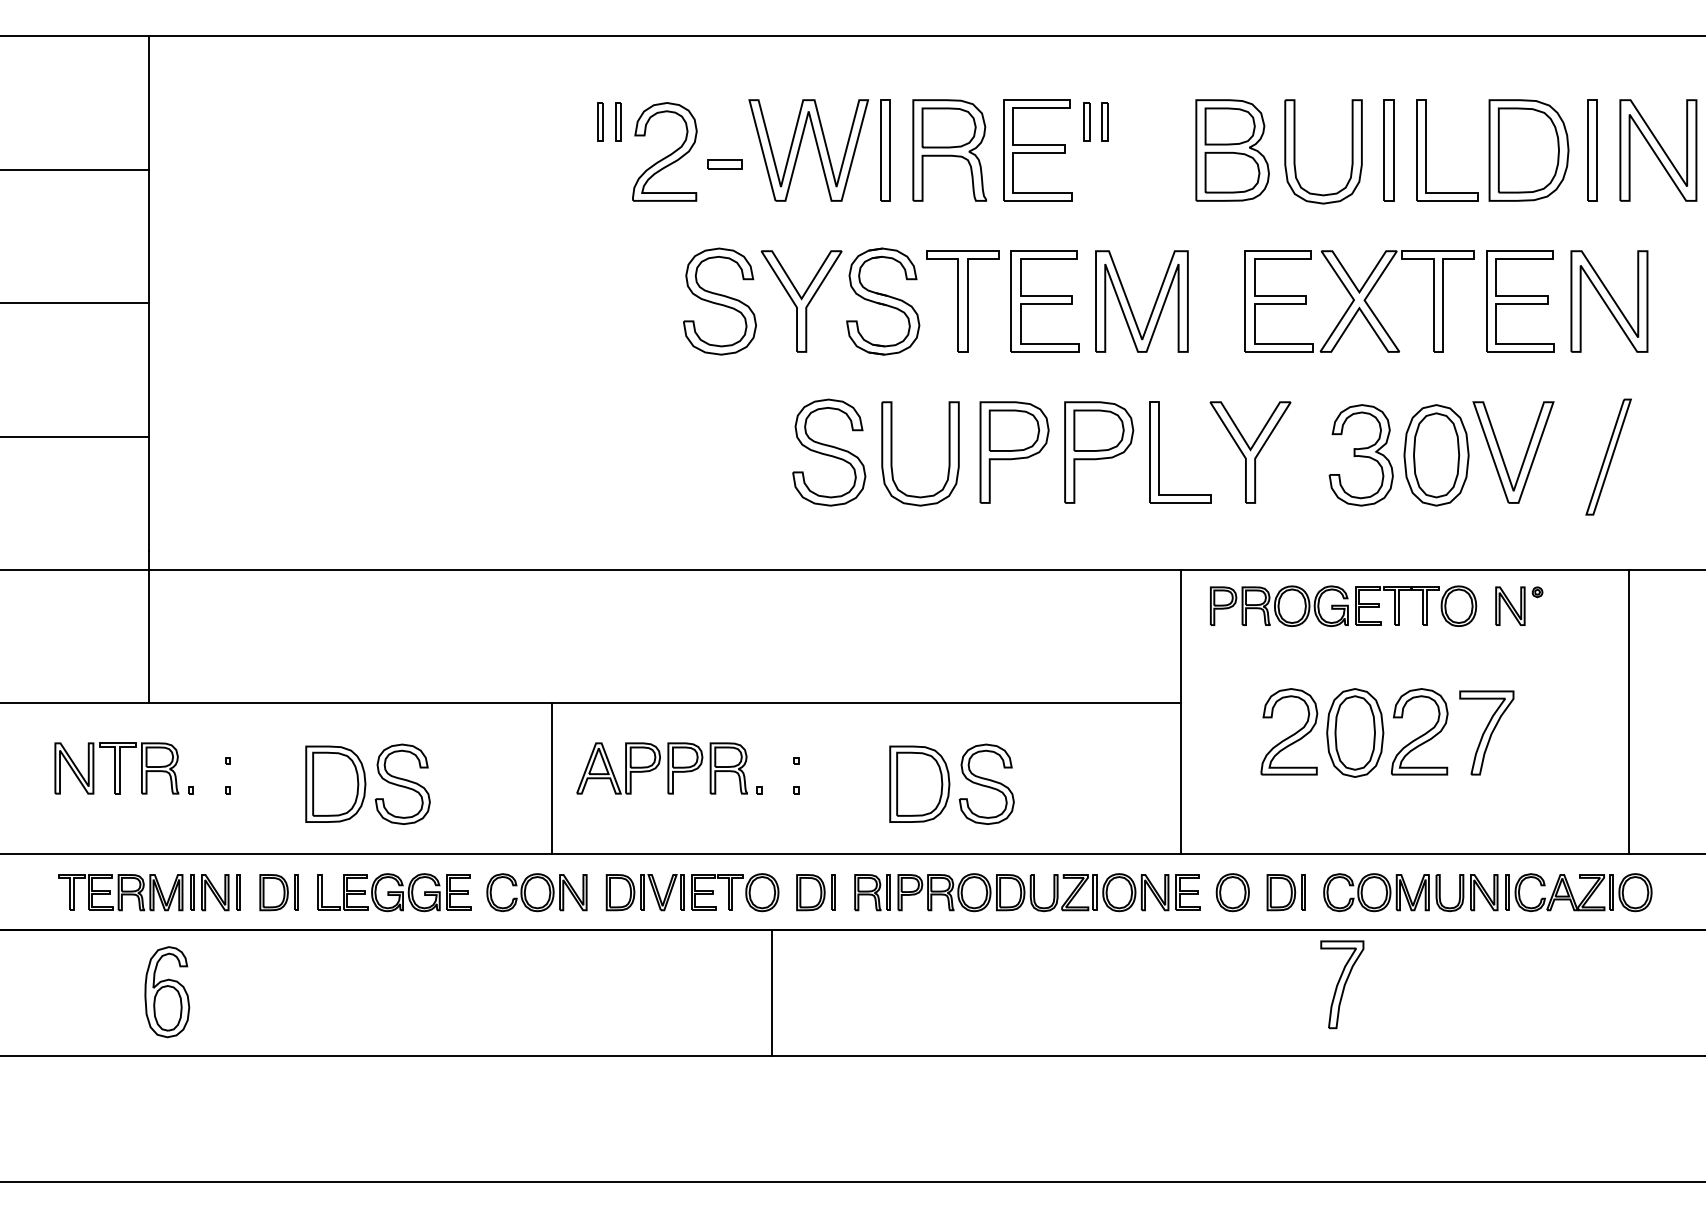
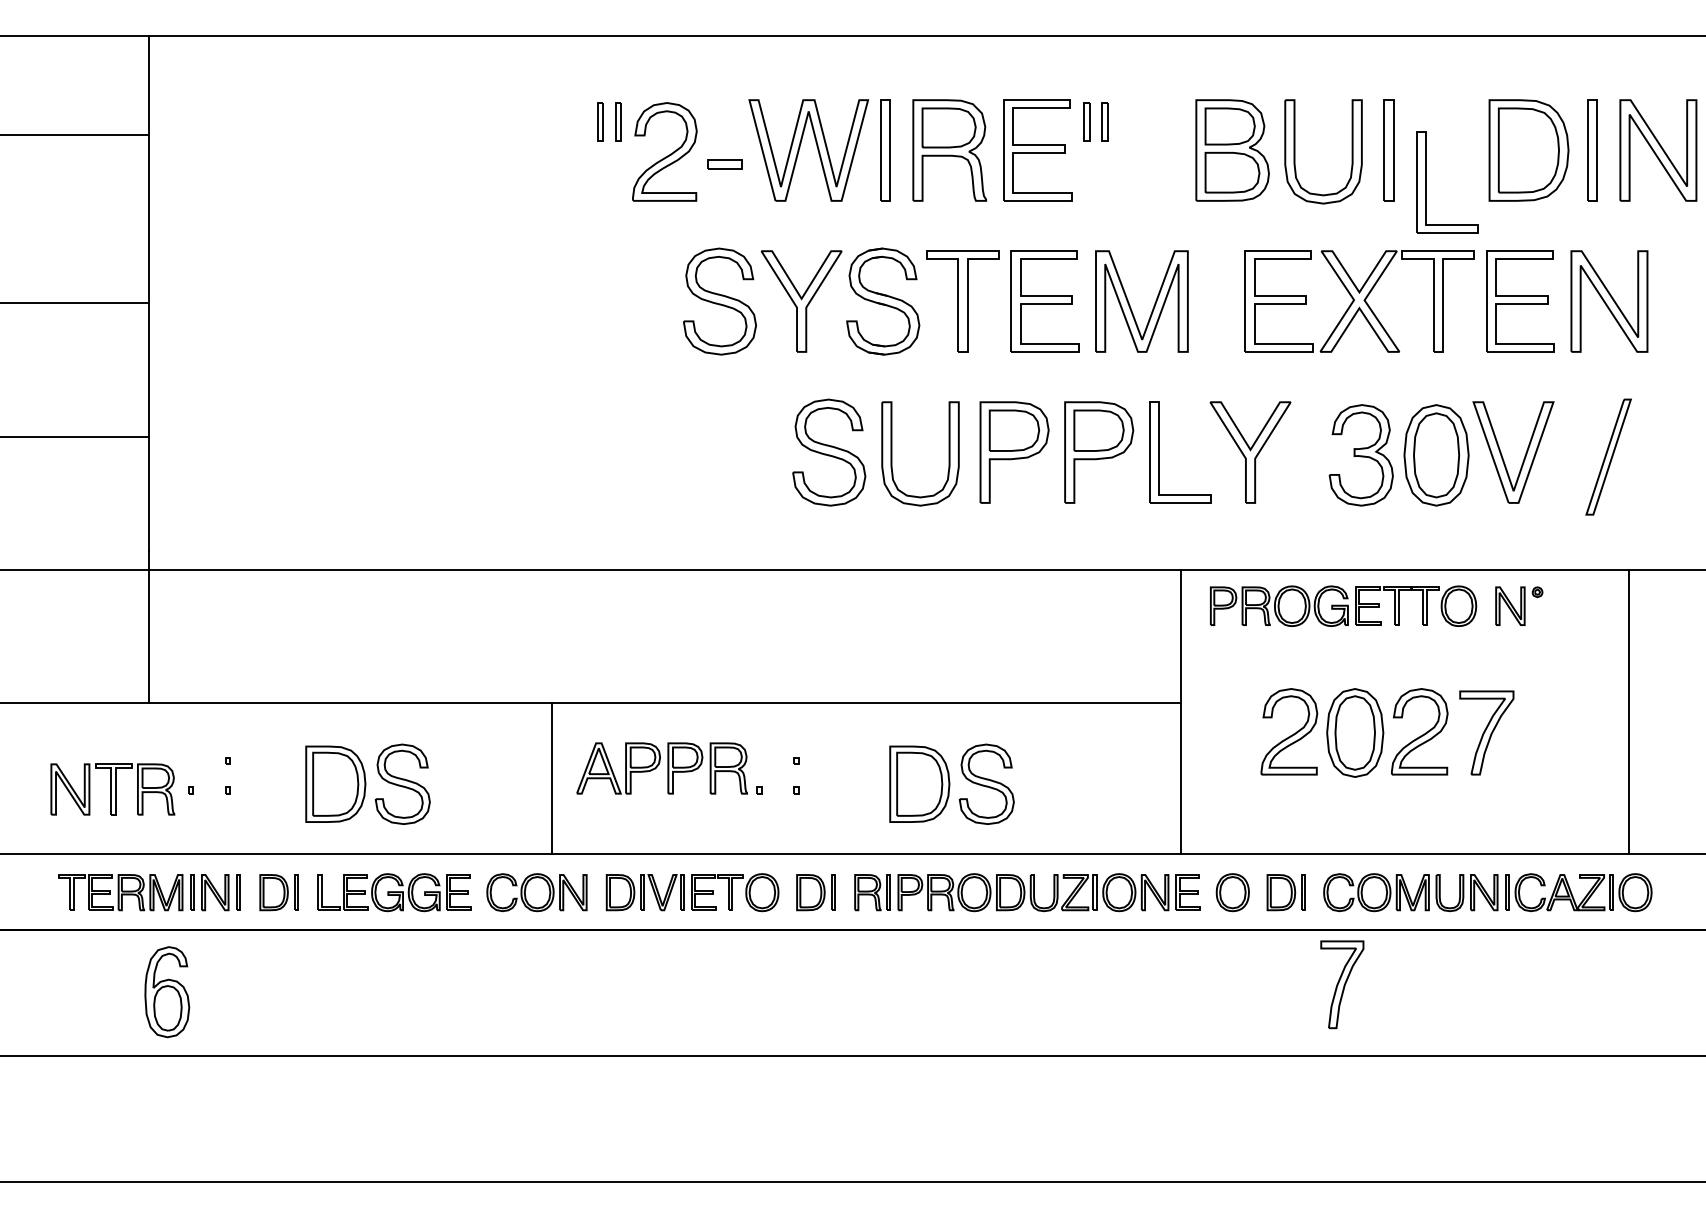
part position: (1426, 150) -> (1426, 182) (1426, 182)
line position: (75, 169) -> (75, 134) (75, 134)
part position: (116, 768) -> (112, 789) (112, 789)
line: present -> none (772, 992)
